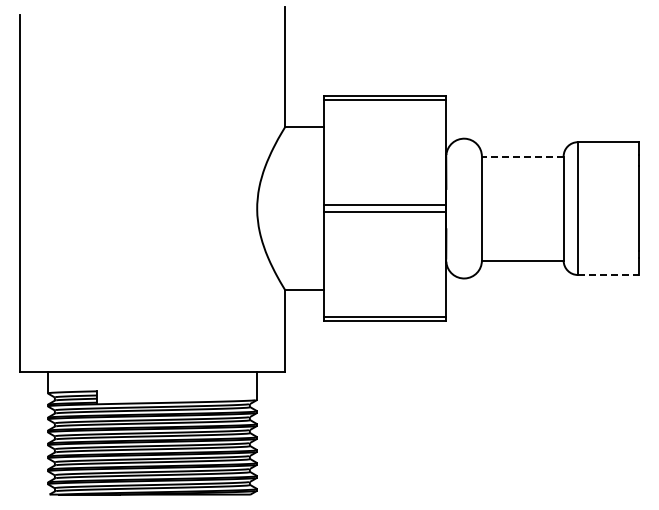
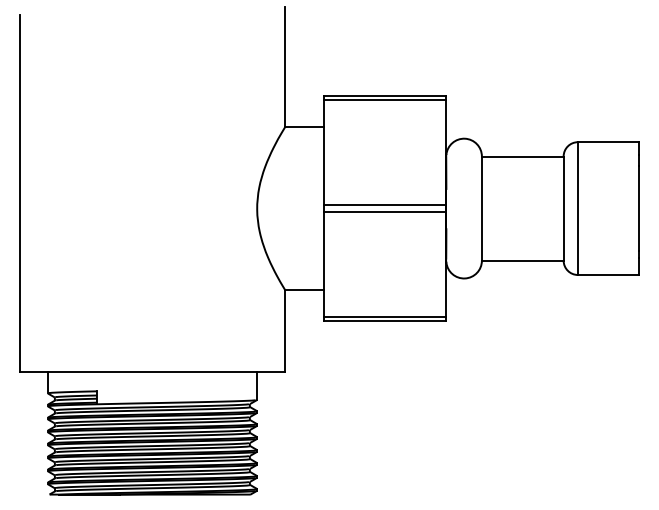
line: dashed -> solid (522, 156)
line: dashed -> solid (608, 274)
